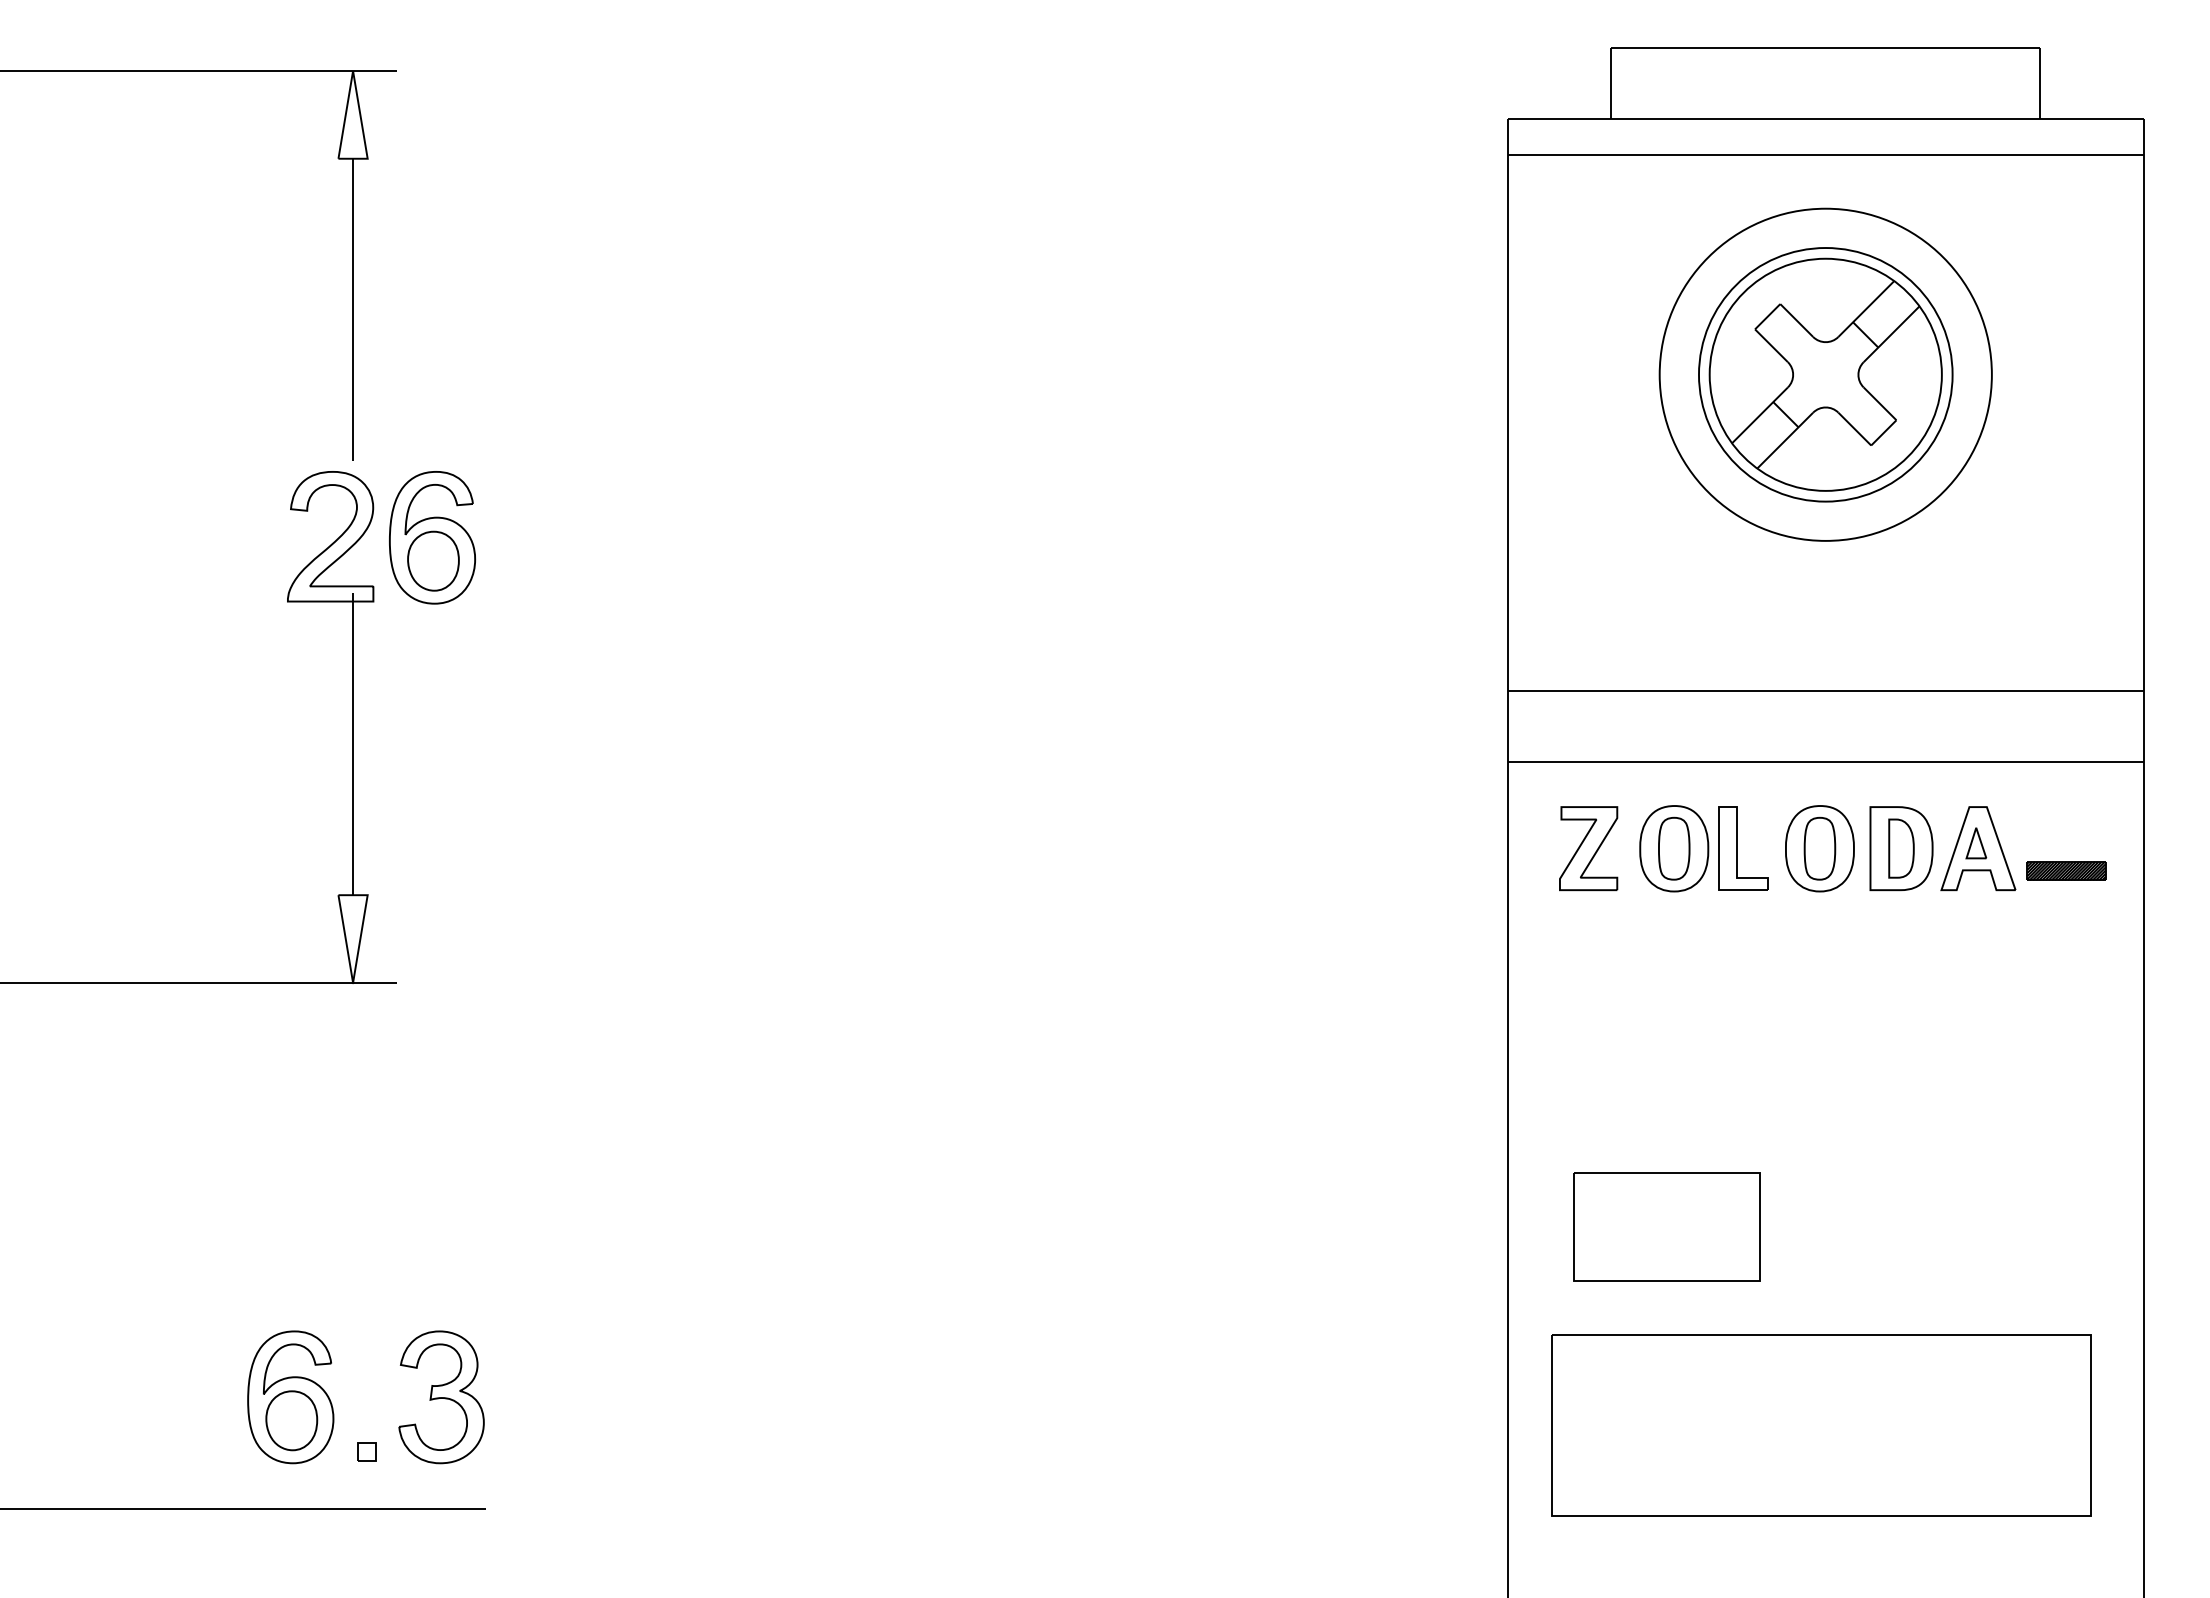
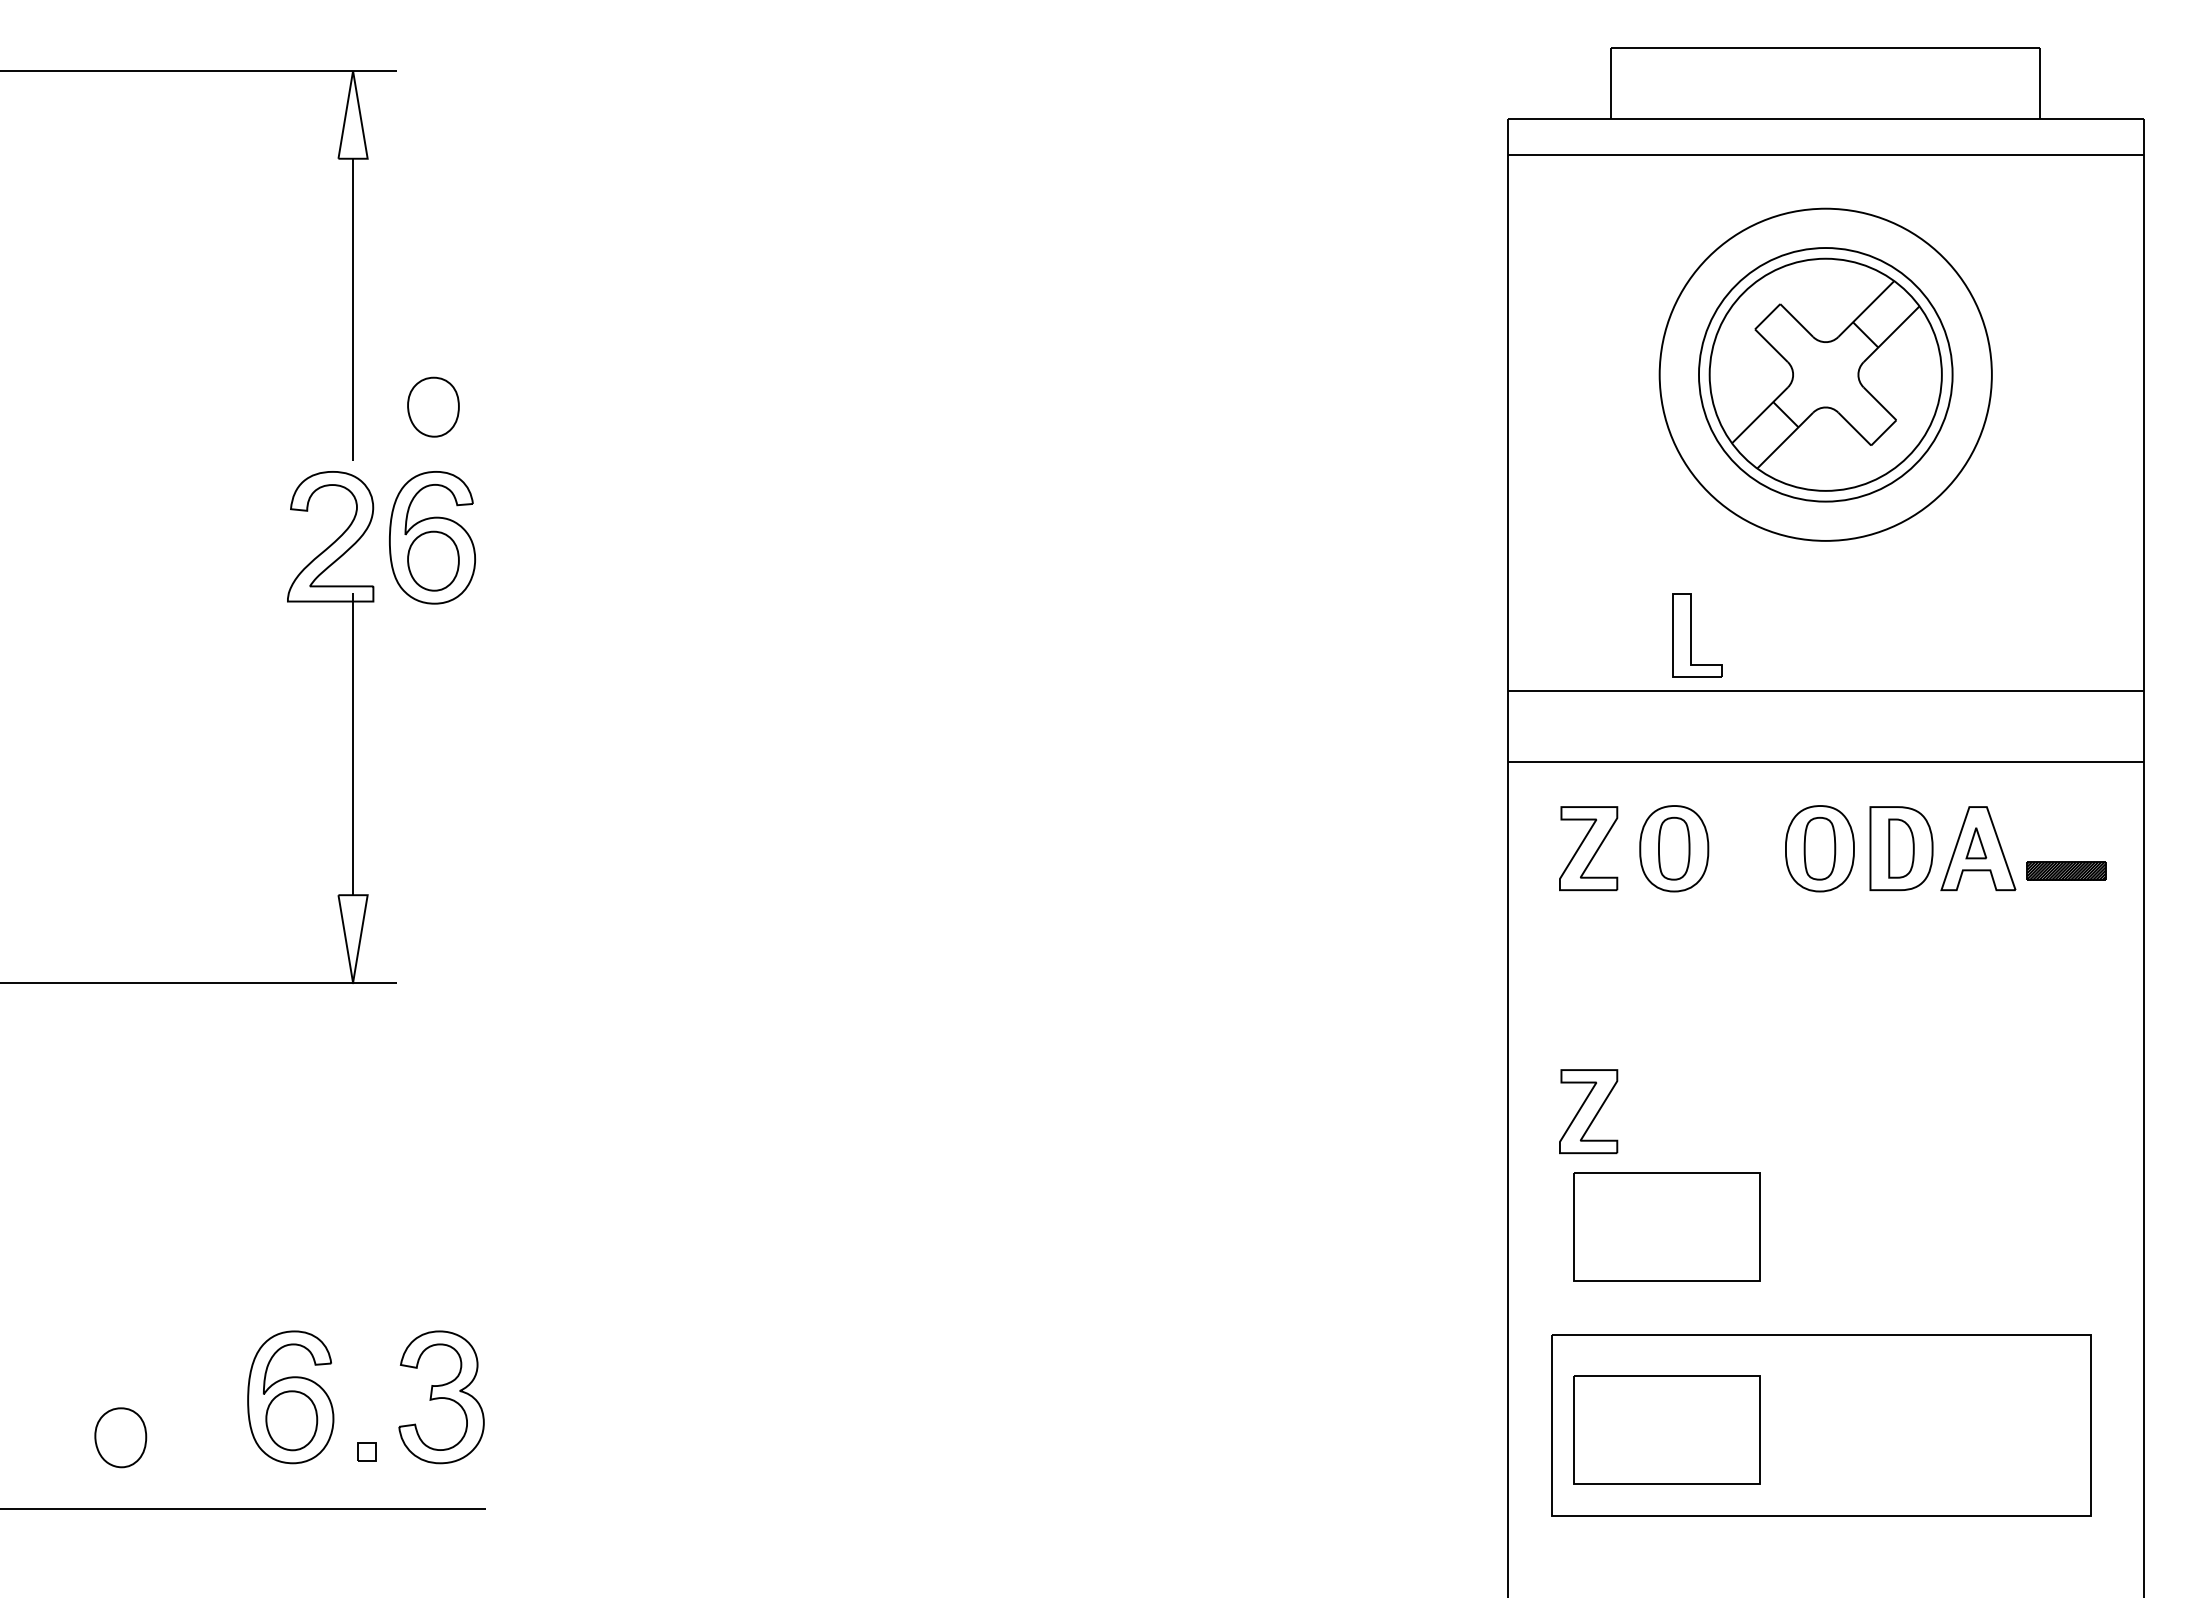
part: none -> present (433, 406)
part position: (1743, 848) -> (1697, 635) (1697, 635)
part: none -> present (1588, 1111)
part: none -> present (1666, 1429)
part: none -> present (120, 1437)
